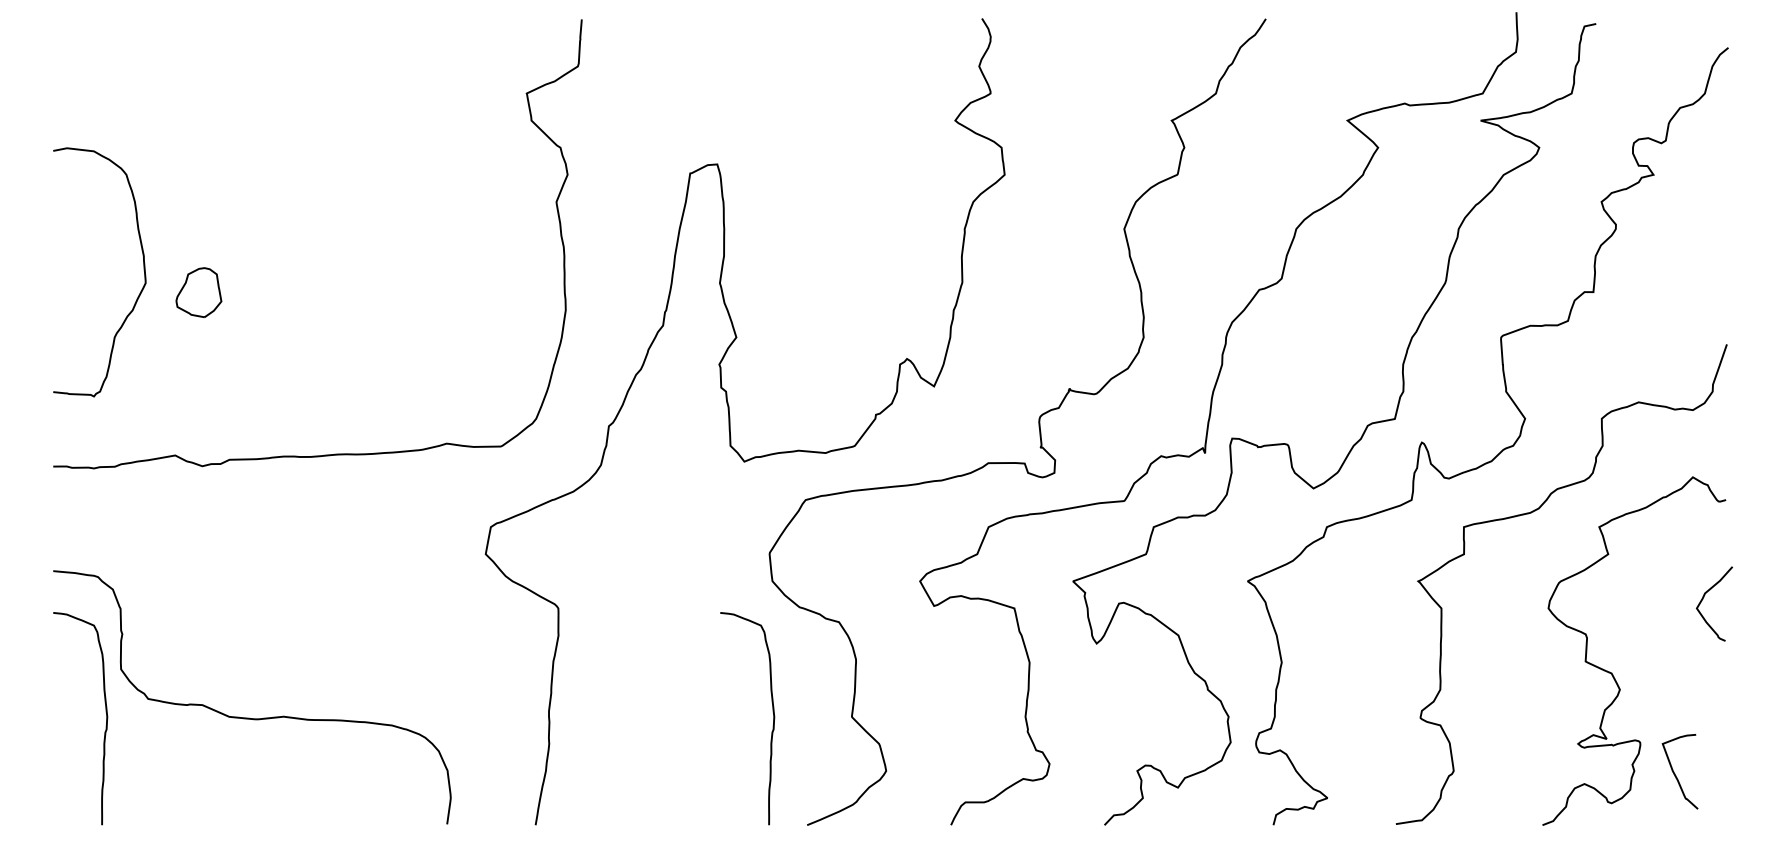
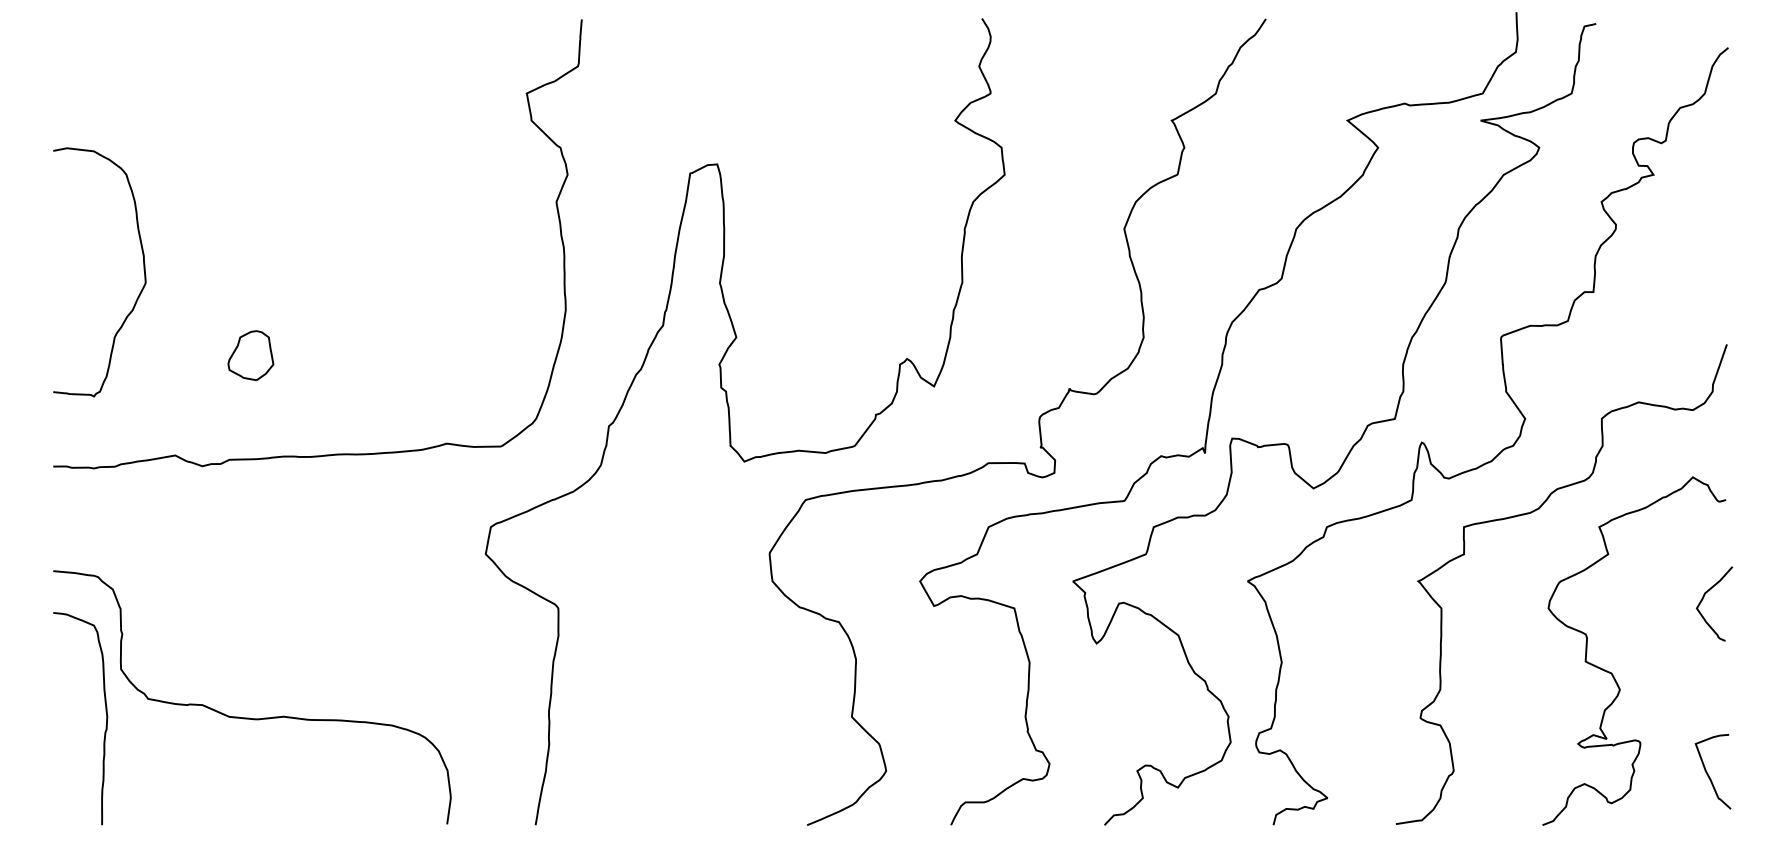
part position: (198, 292) -> (250, 355) (250, 355)
curve: present -> none (772, 712)
curve position: (1675, 773) -> (1708, 773) (1708, 773)
